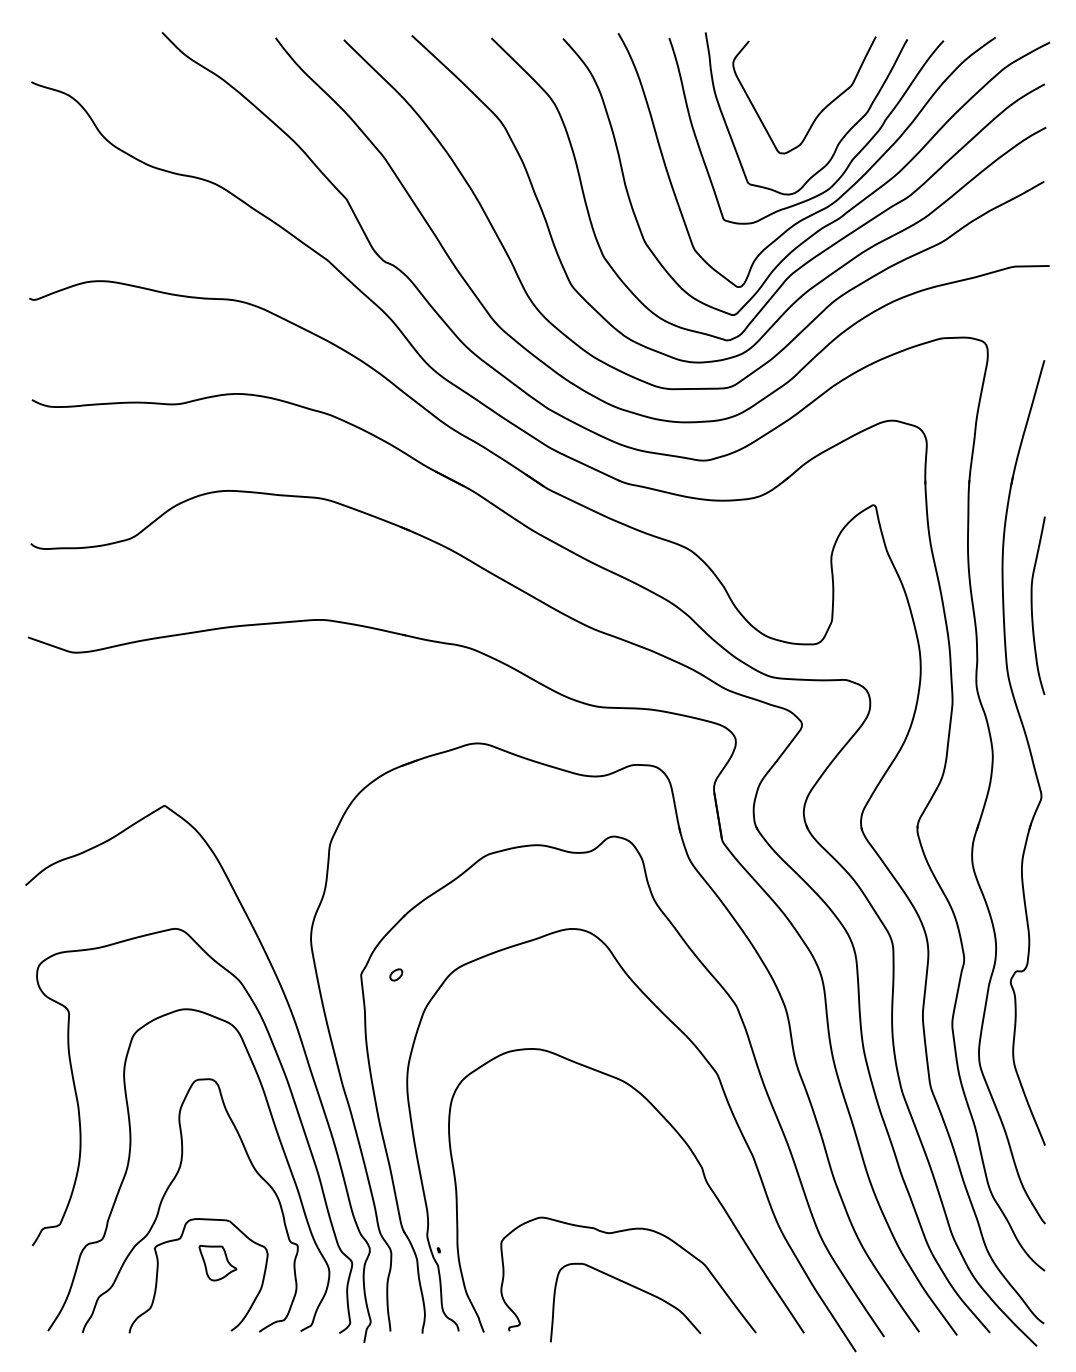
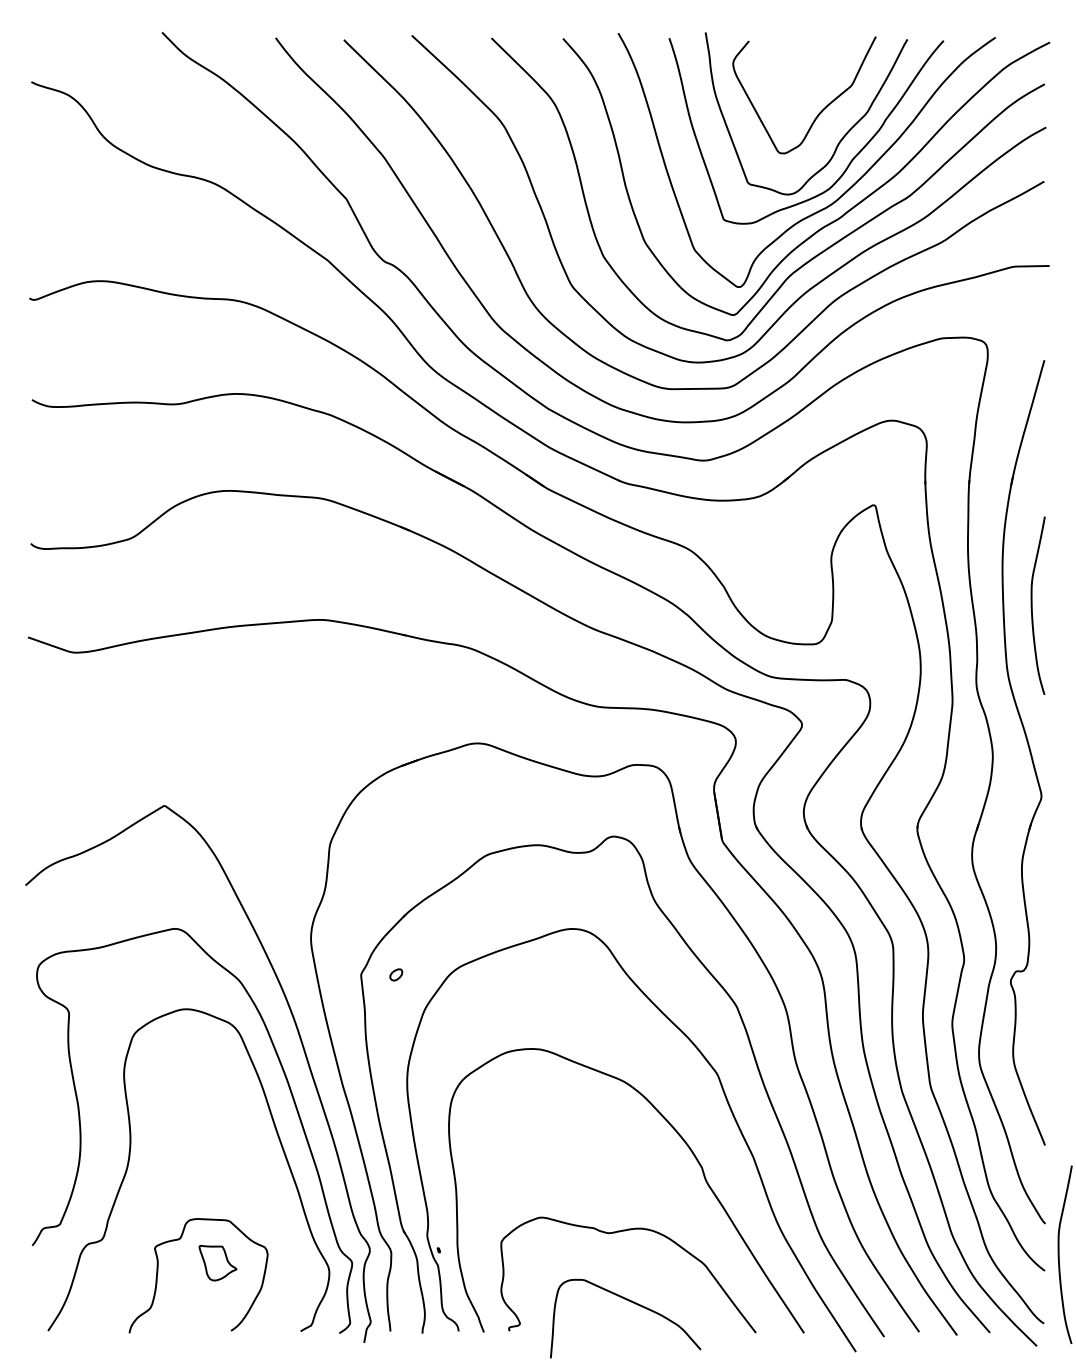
part: present -> none (166, 1193)
curve: none -> present (1059, 1254)
curve position: (633, 1287) -> (633, 1303) (633, 1303)
